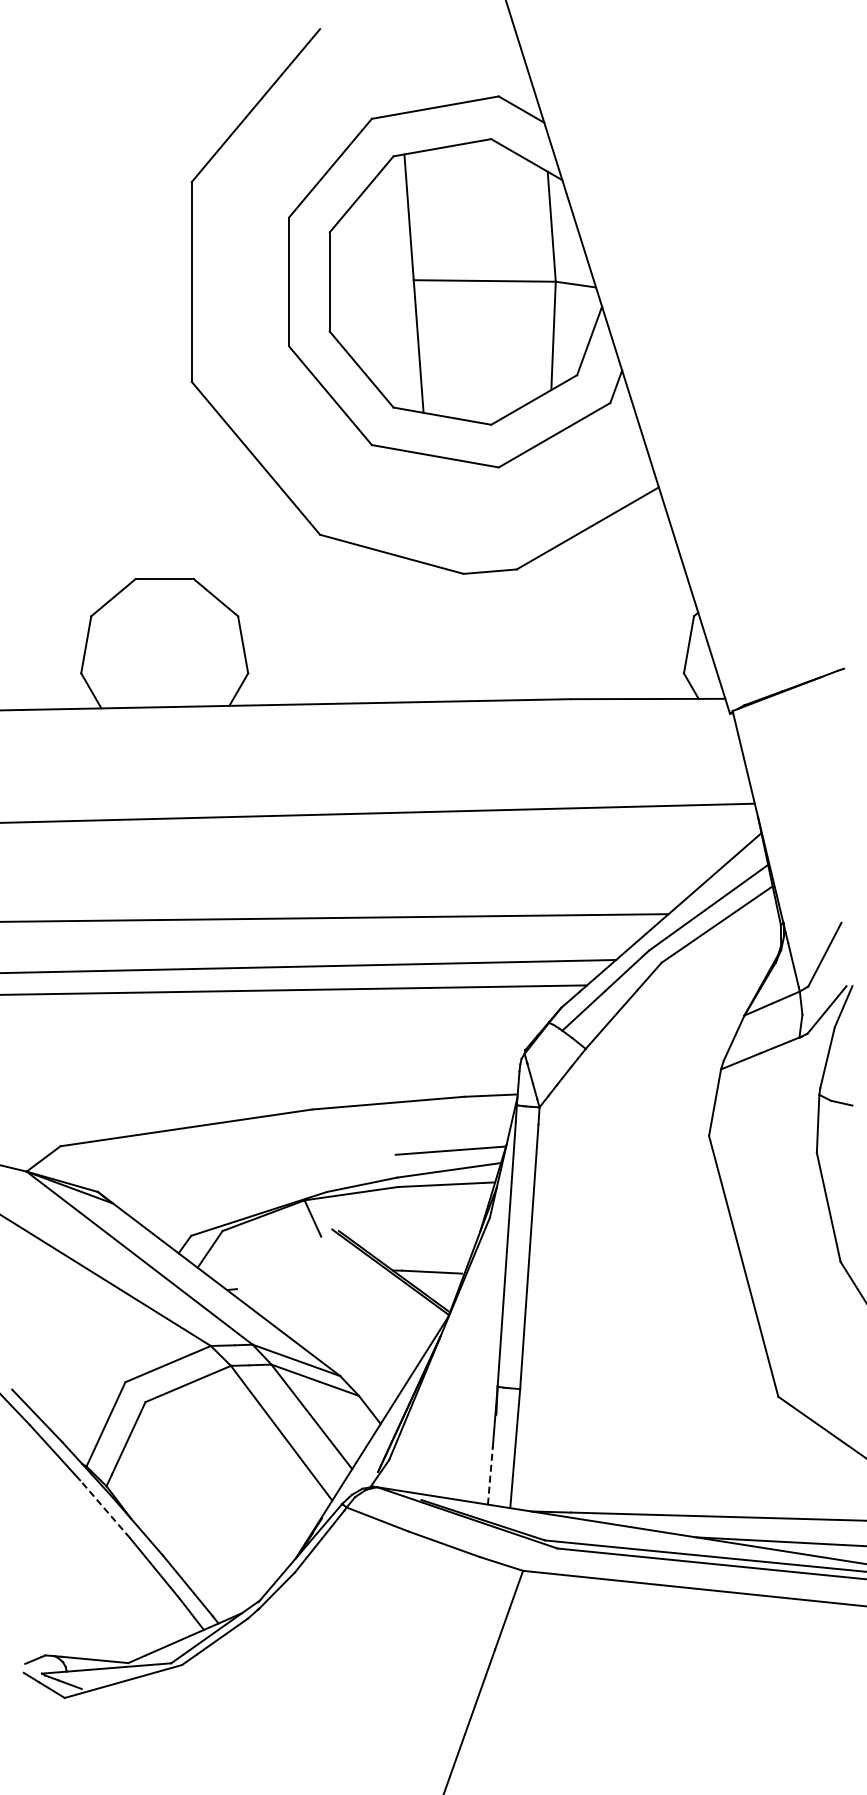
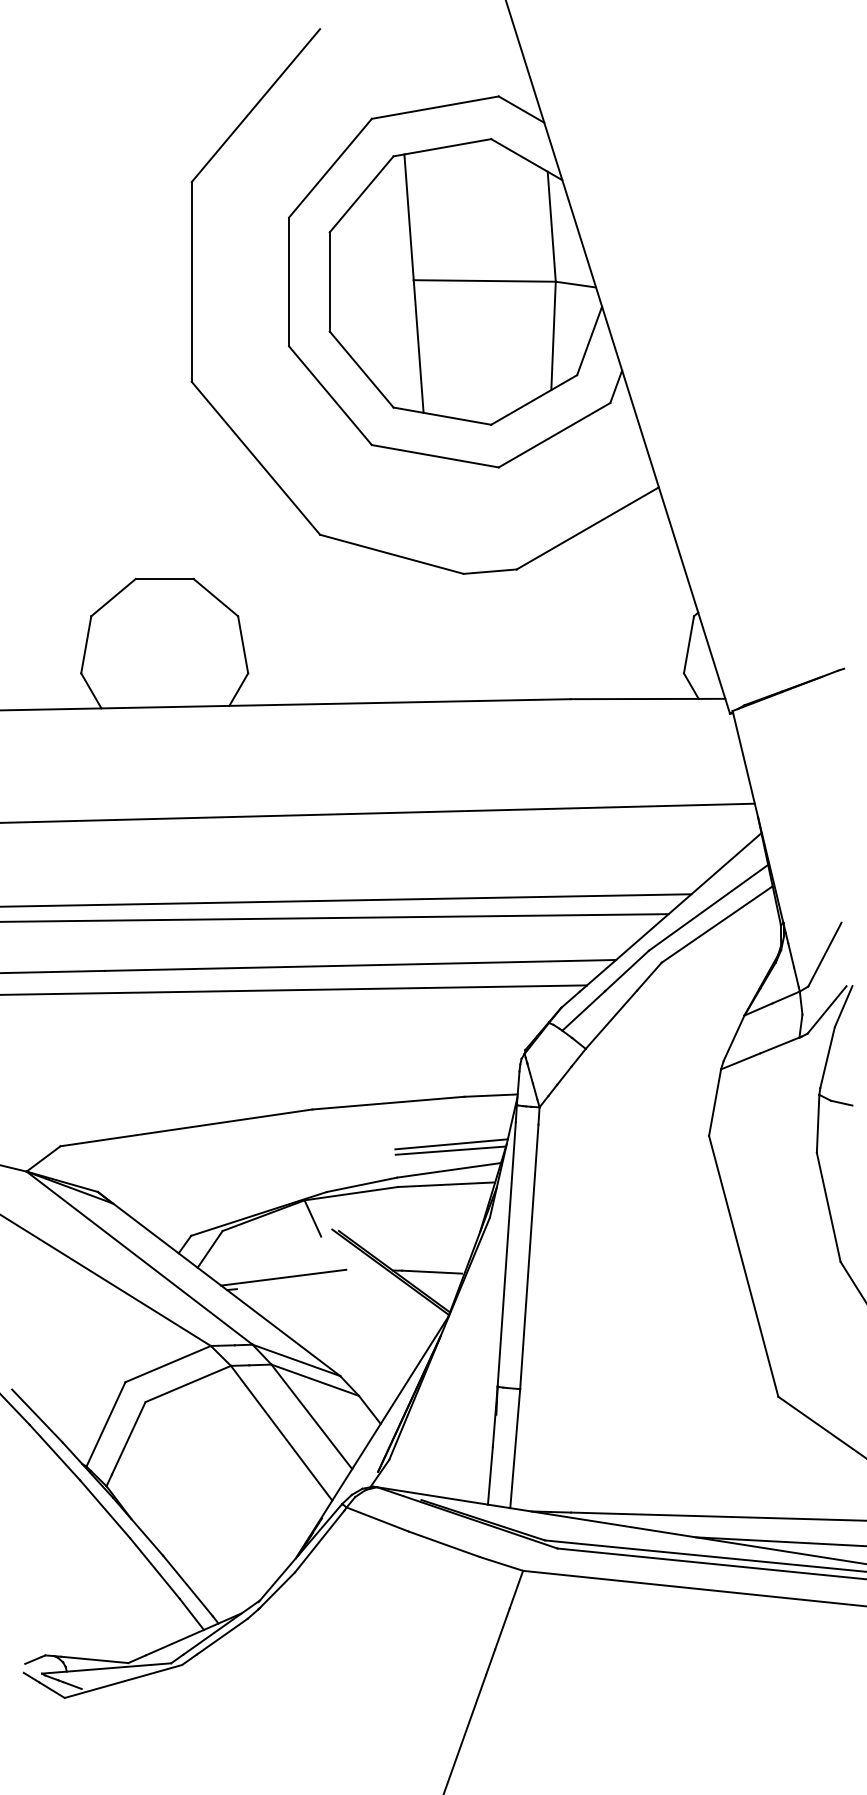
line: none -> present (346, 900)
line: none -> present (451, 1144)
line: none -> present (283, 1277)
line: dashed -> solid (490, 1475)
line: dashed -> solid (104, 1508)
